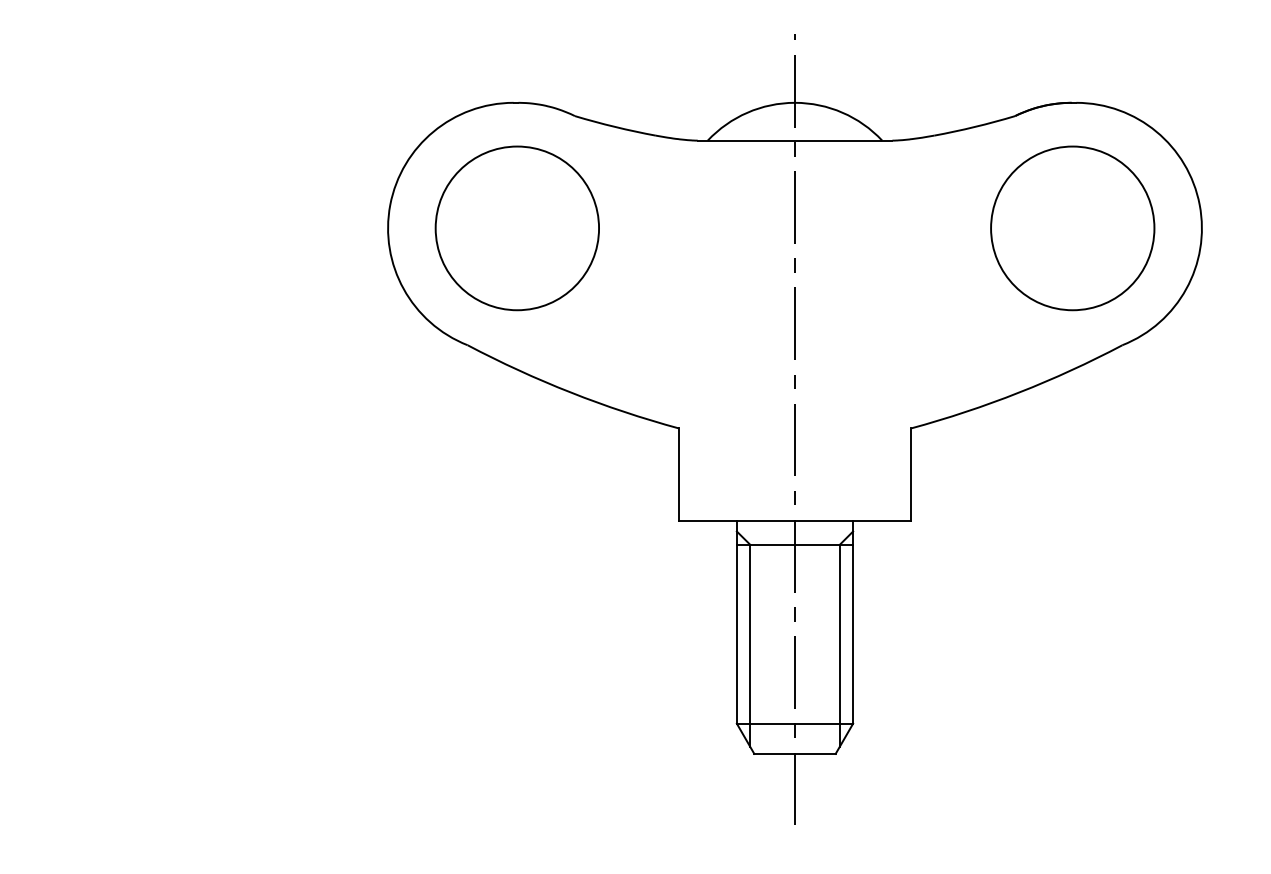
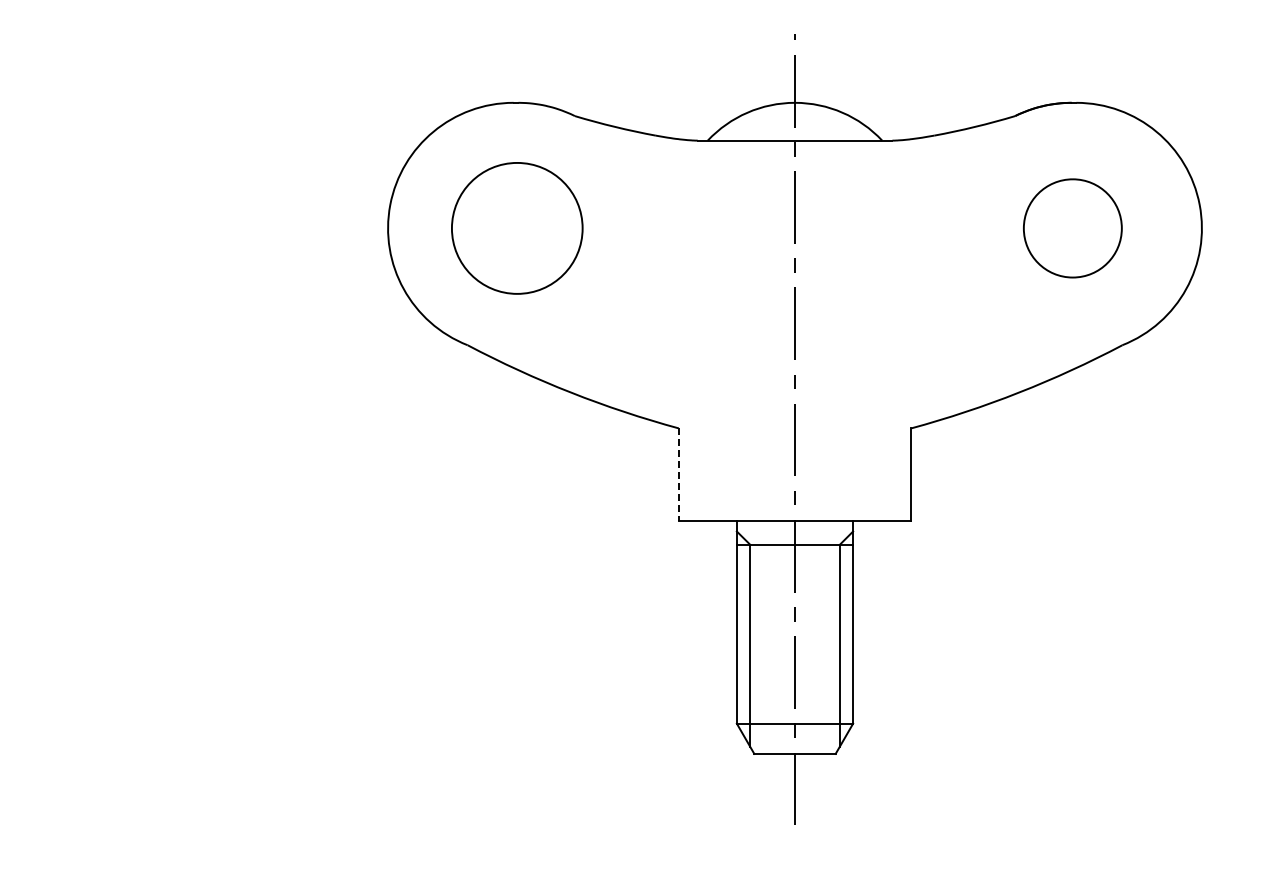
part size: 166x167 px -> 133x133 px (517, 228)
part size: 166x167 px -> 100x101 px (1072, 228)
line: solid -> dashed (678, 474)
